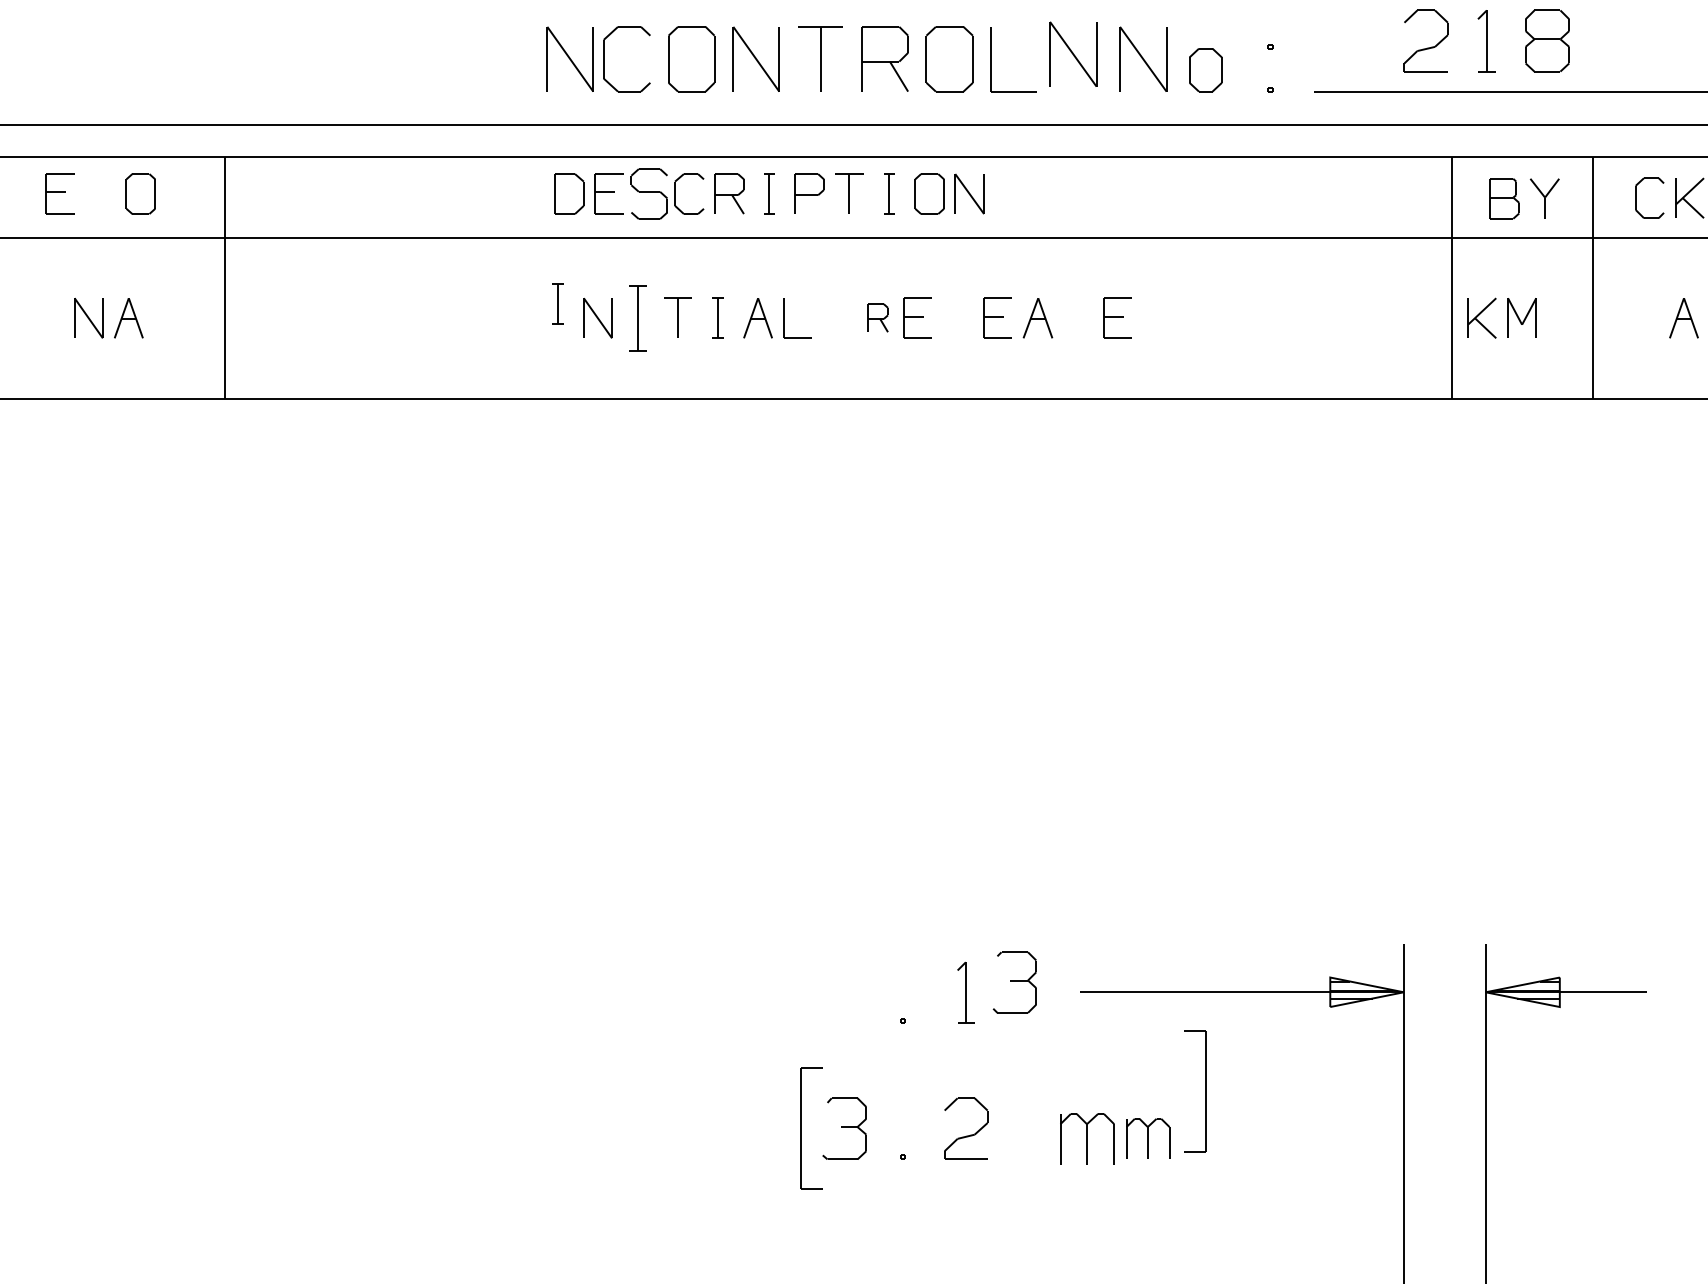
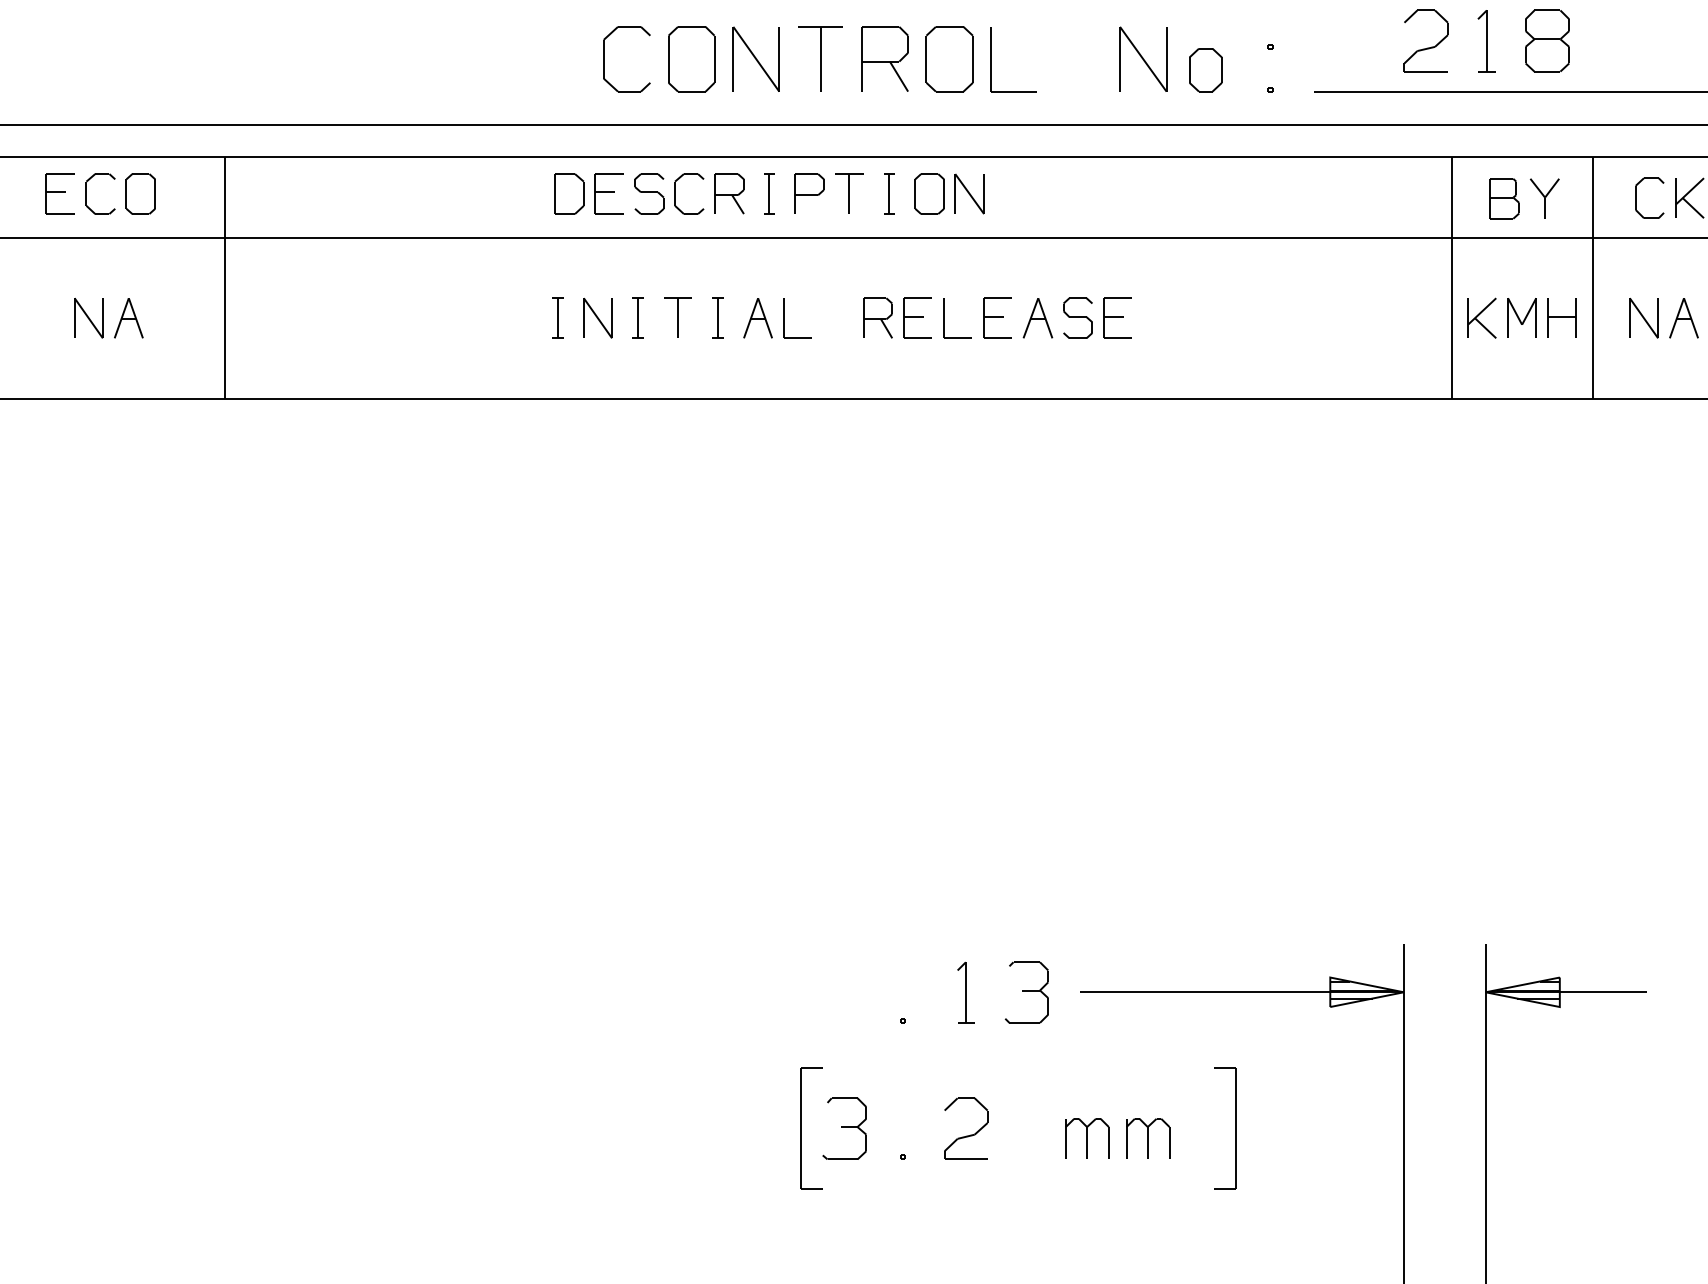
part: present -> none (1073, 53)
part: present -> none (569, 58)
part: none -> present (86, 193)
part size: 38x52 px -> 31x42 px (649, 193)
part position: (557, 303) -> (557, 317) (557, 317)
part size: 22x30 px -> 30x42 px (877, 317)
part: none -> present (1077, 317)
part: none -> present (1561, 317)
part size: 18x67 px -> 12x42 px (637, 317)
part: none -> present (944, 318)
part: none -> present (1643, 318)
part position: (1014, 982) -> (1026, 992) (1026, 992)
part position: (1205, 1091) -> (1235, 1128) (1235, 1128)
part size: 55x52 px -> 45x41 px (1087, 1138)
